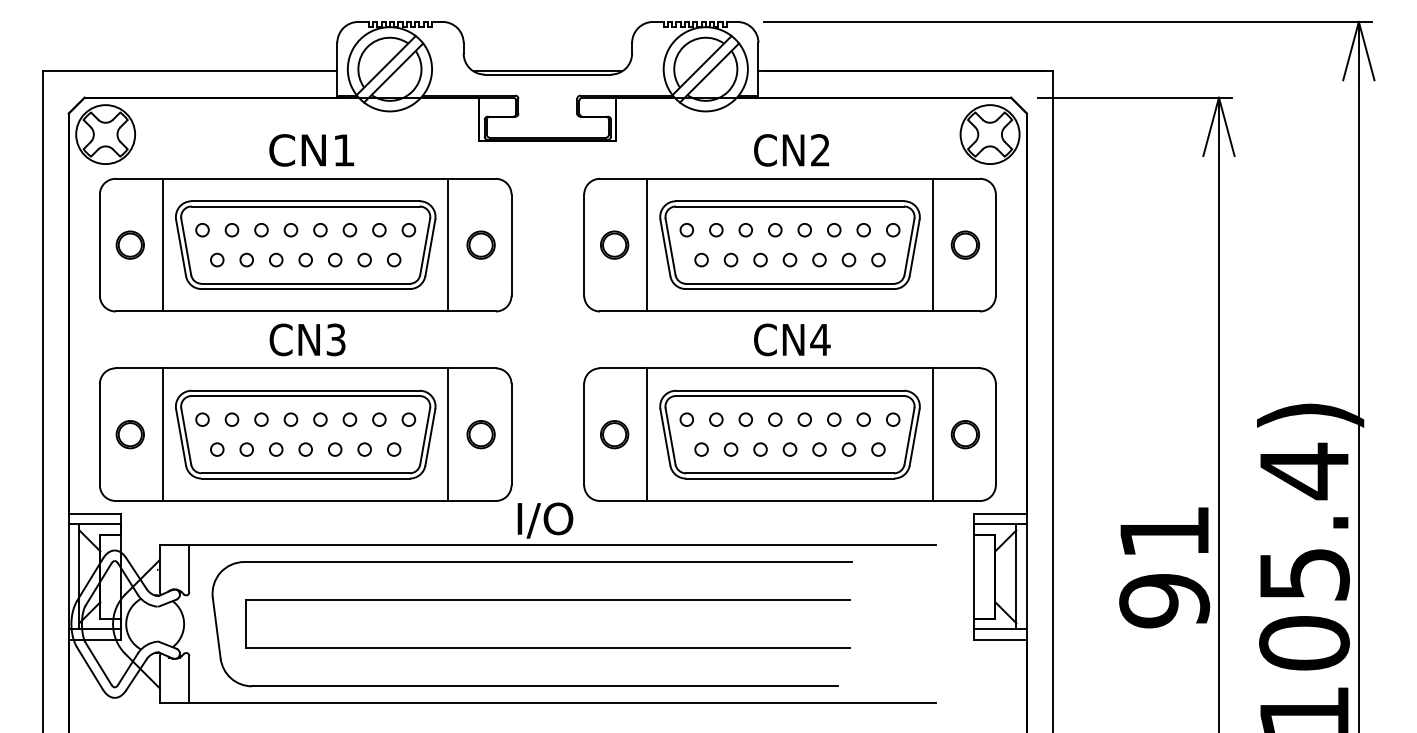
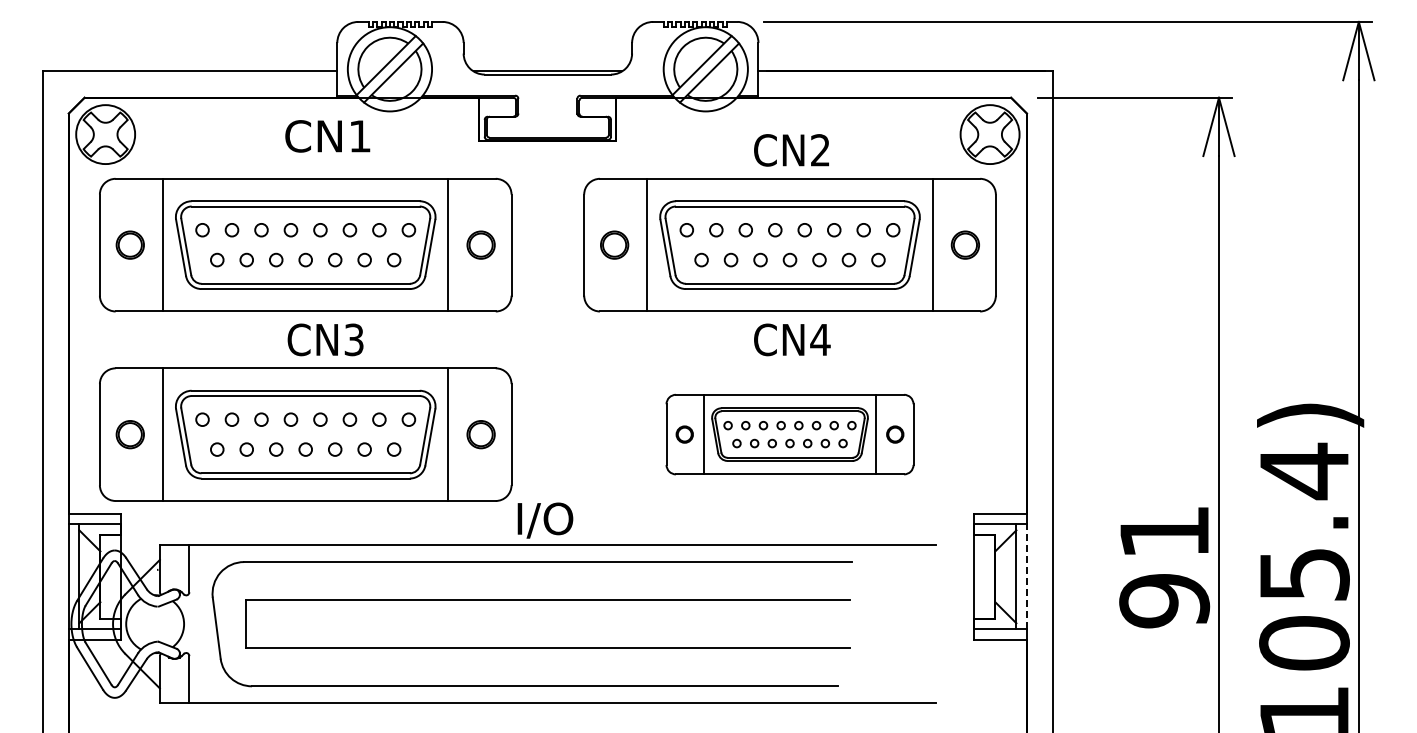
text position: (311, 150) -> (327, 136) (327, 136)
text position: (307, 339) -> (325, 339) (325, 339)
part size: 414x135 px -> 250x83 px (789, 434)
line: solid -> dashed (1026, 576)
